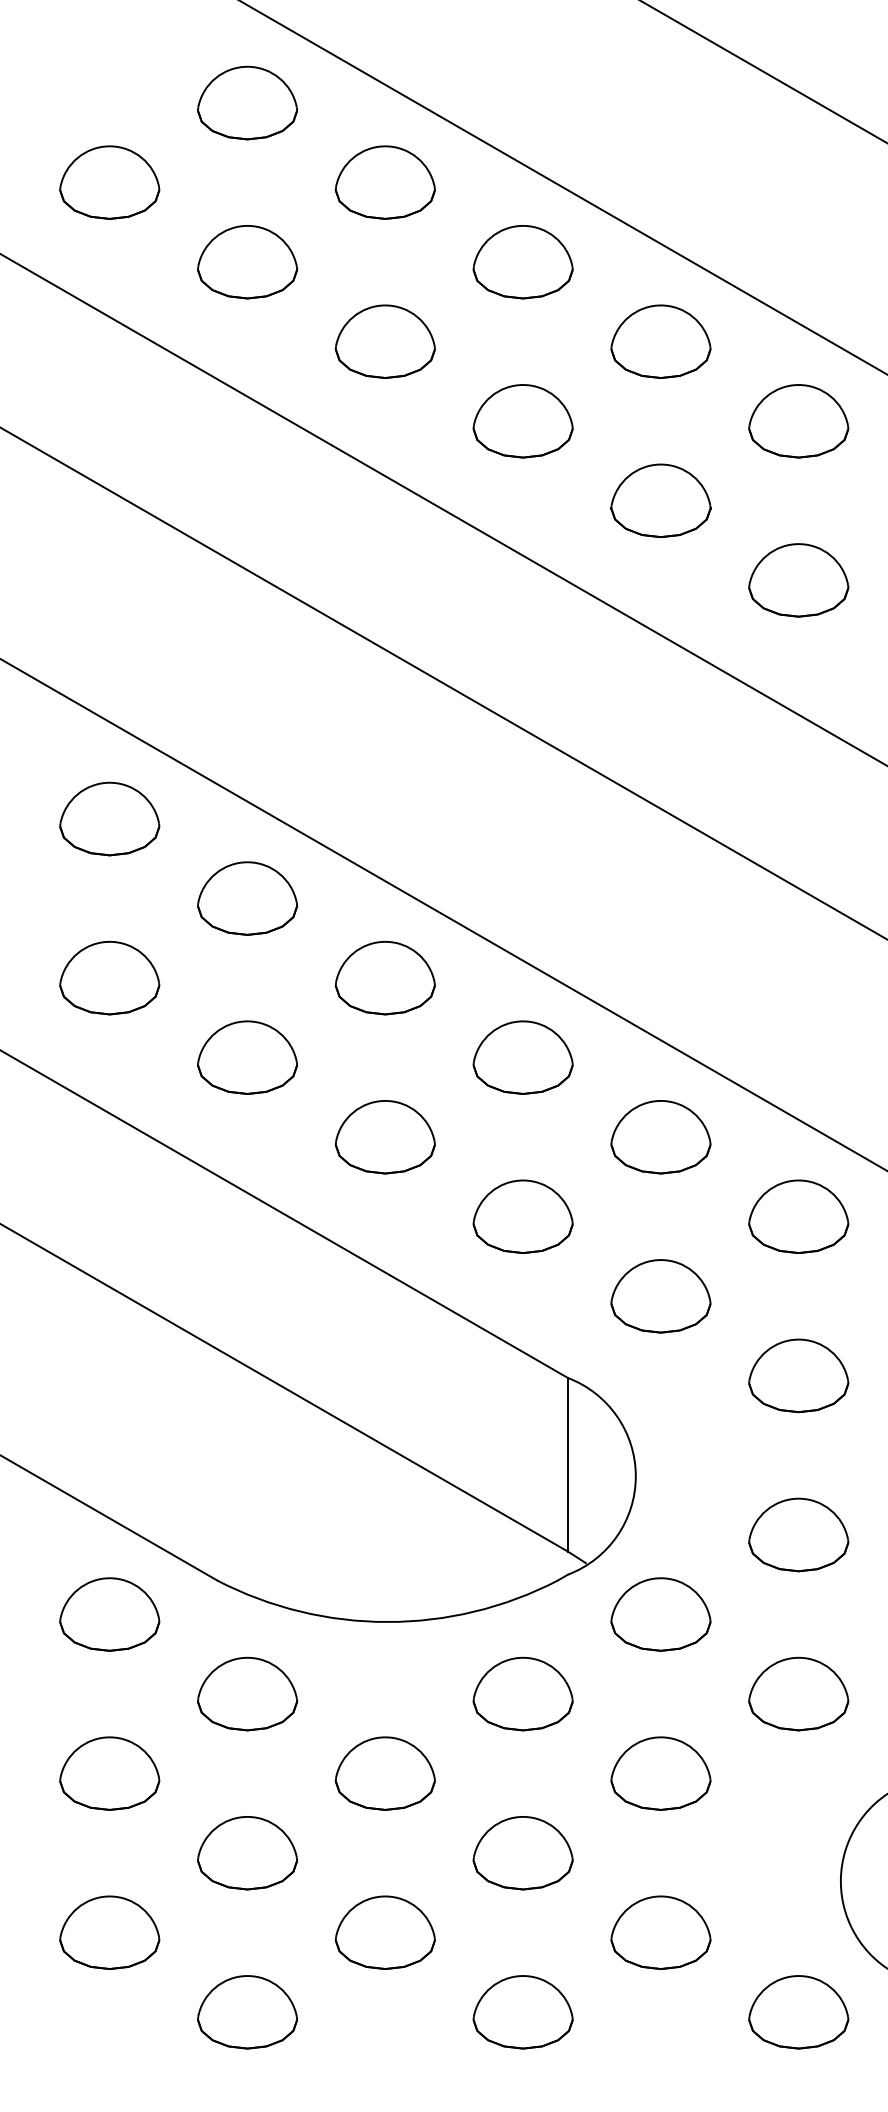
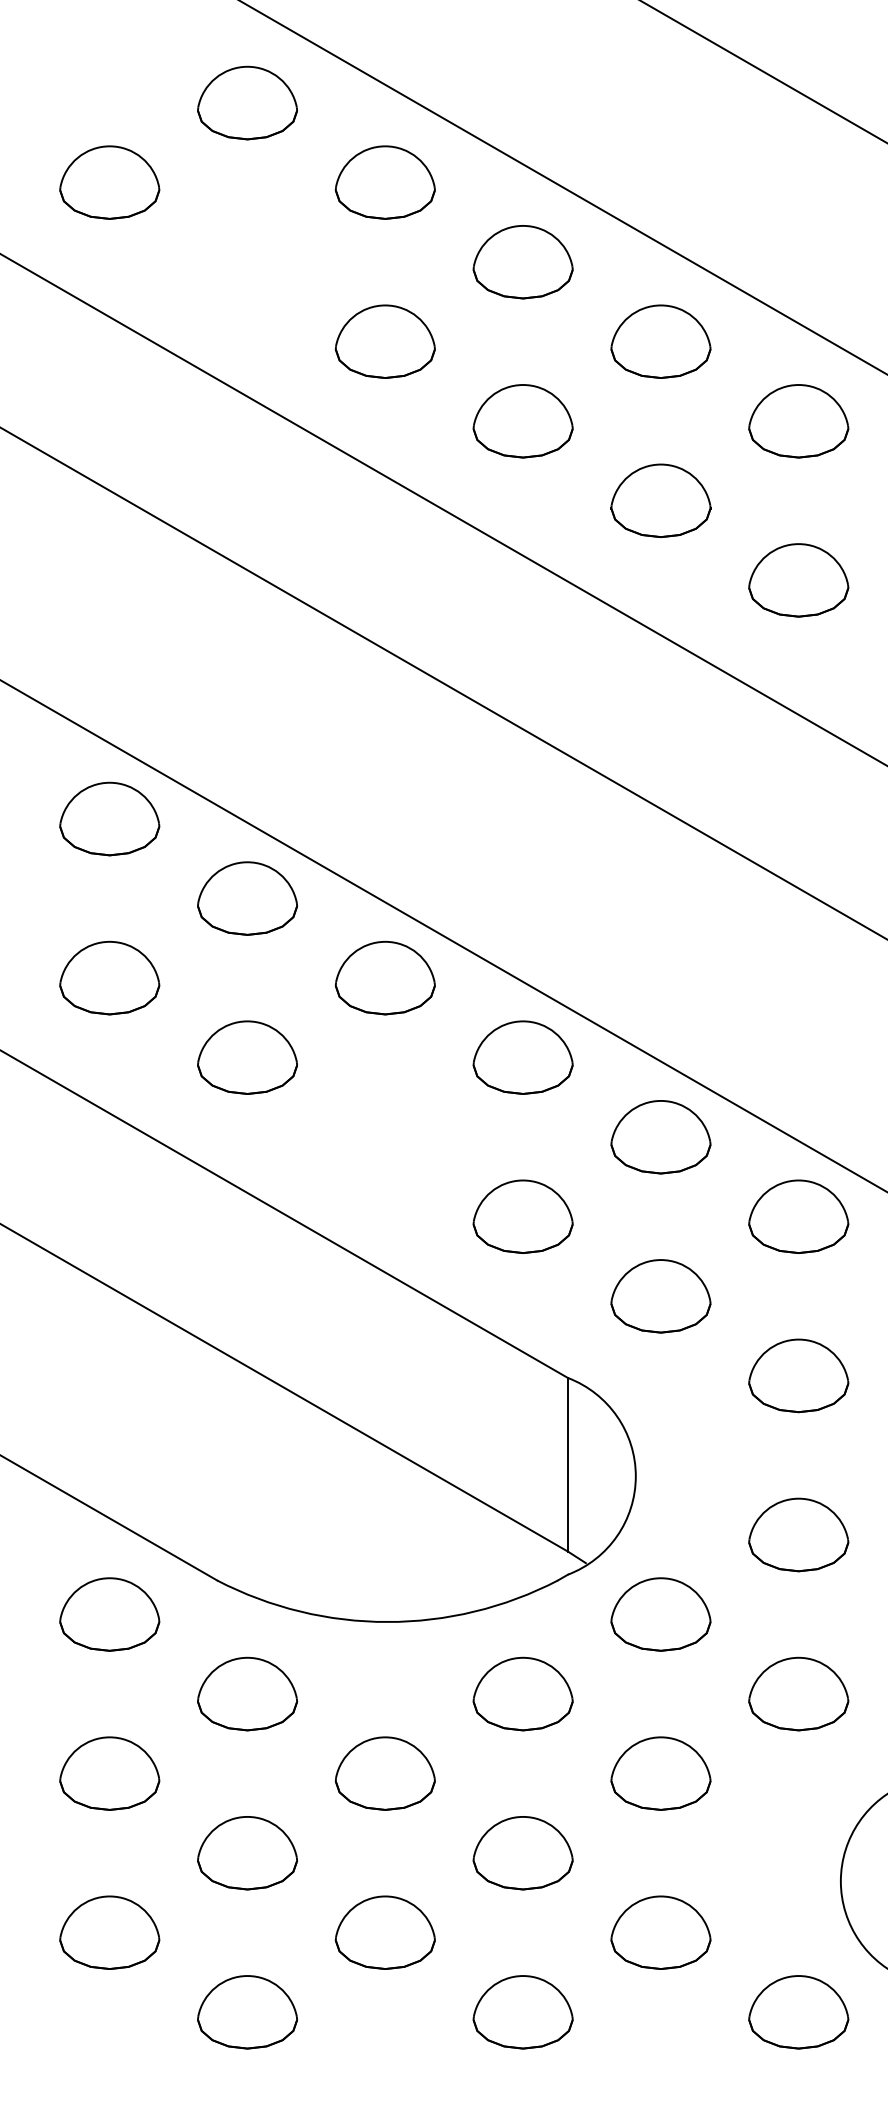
part: present -> none (247, 262)
line position: (443, 914) -> (443, 935) (443, 935)
part: present -> none (384, 1137)
